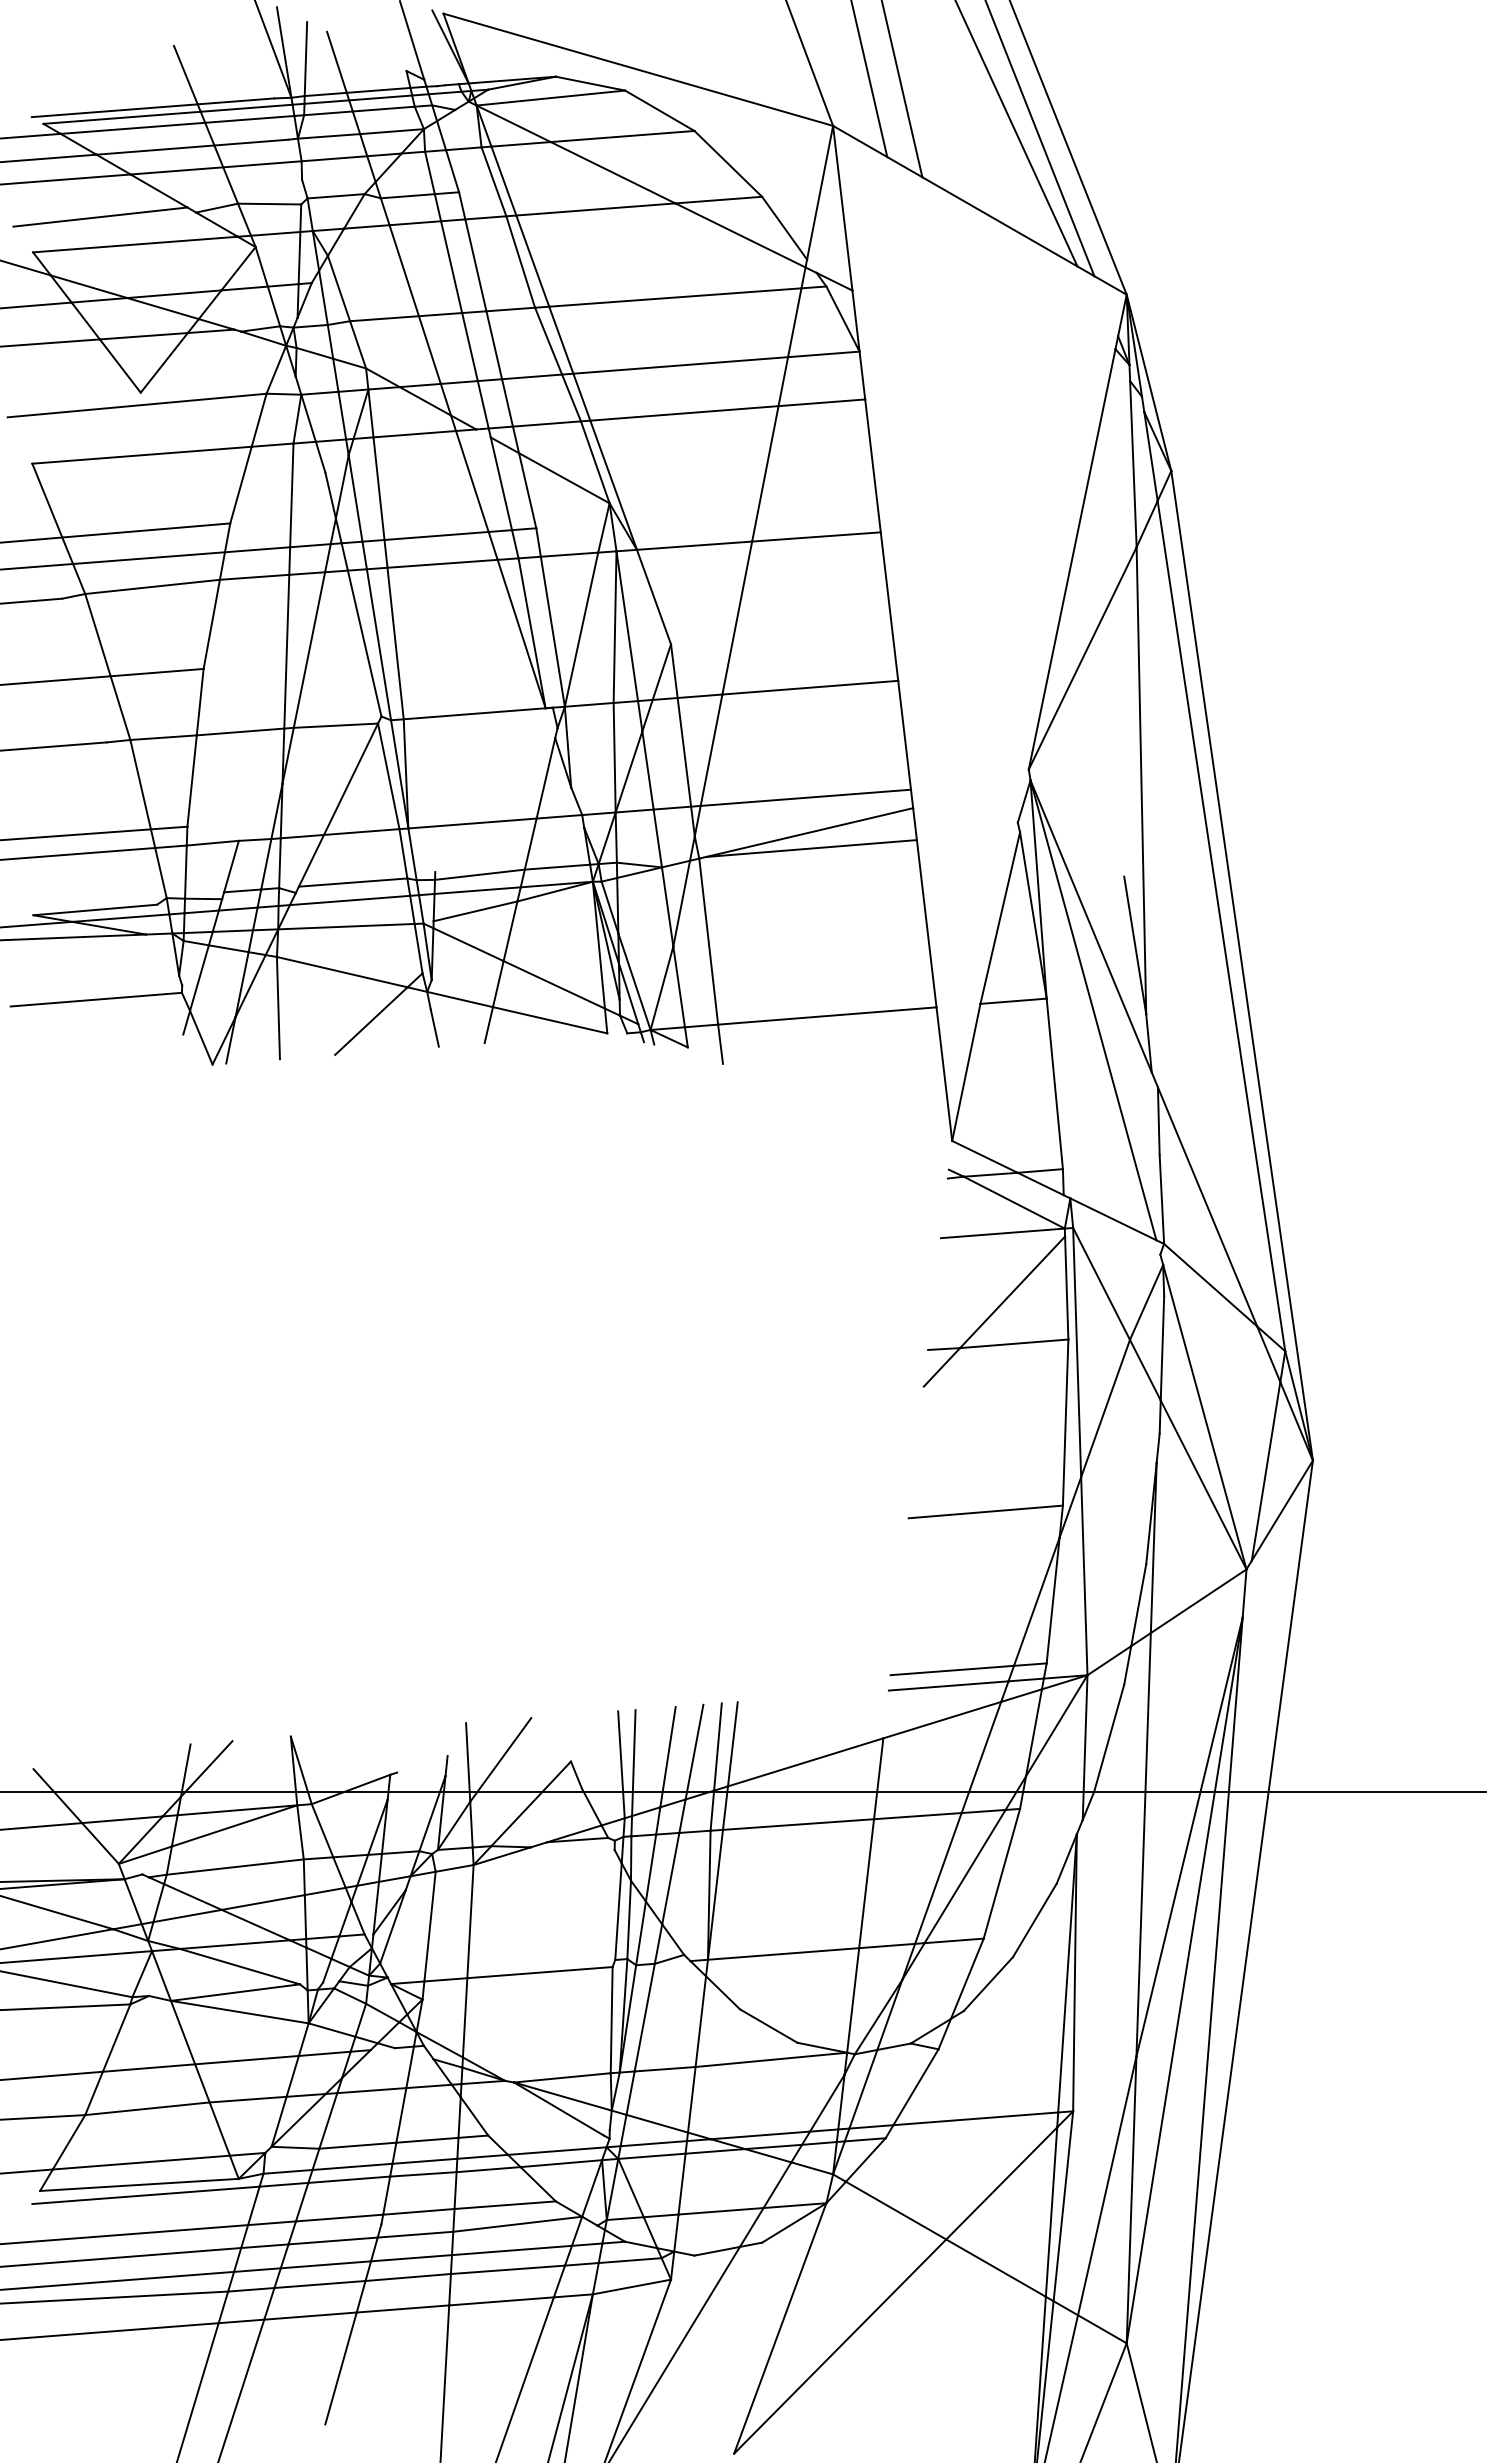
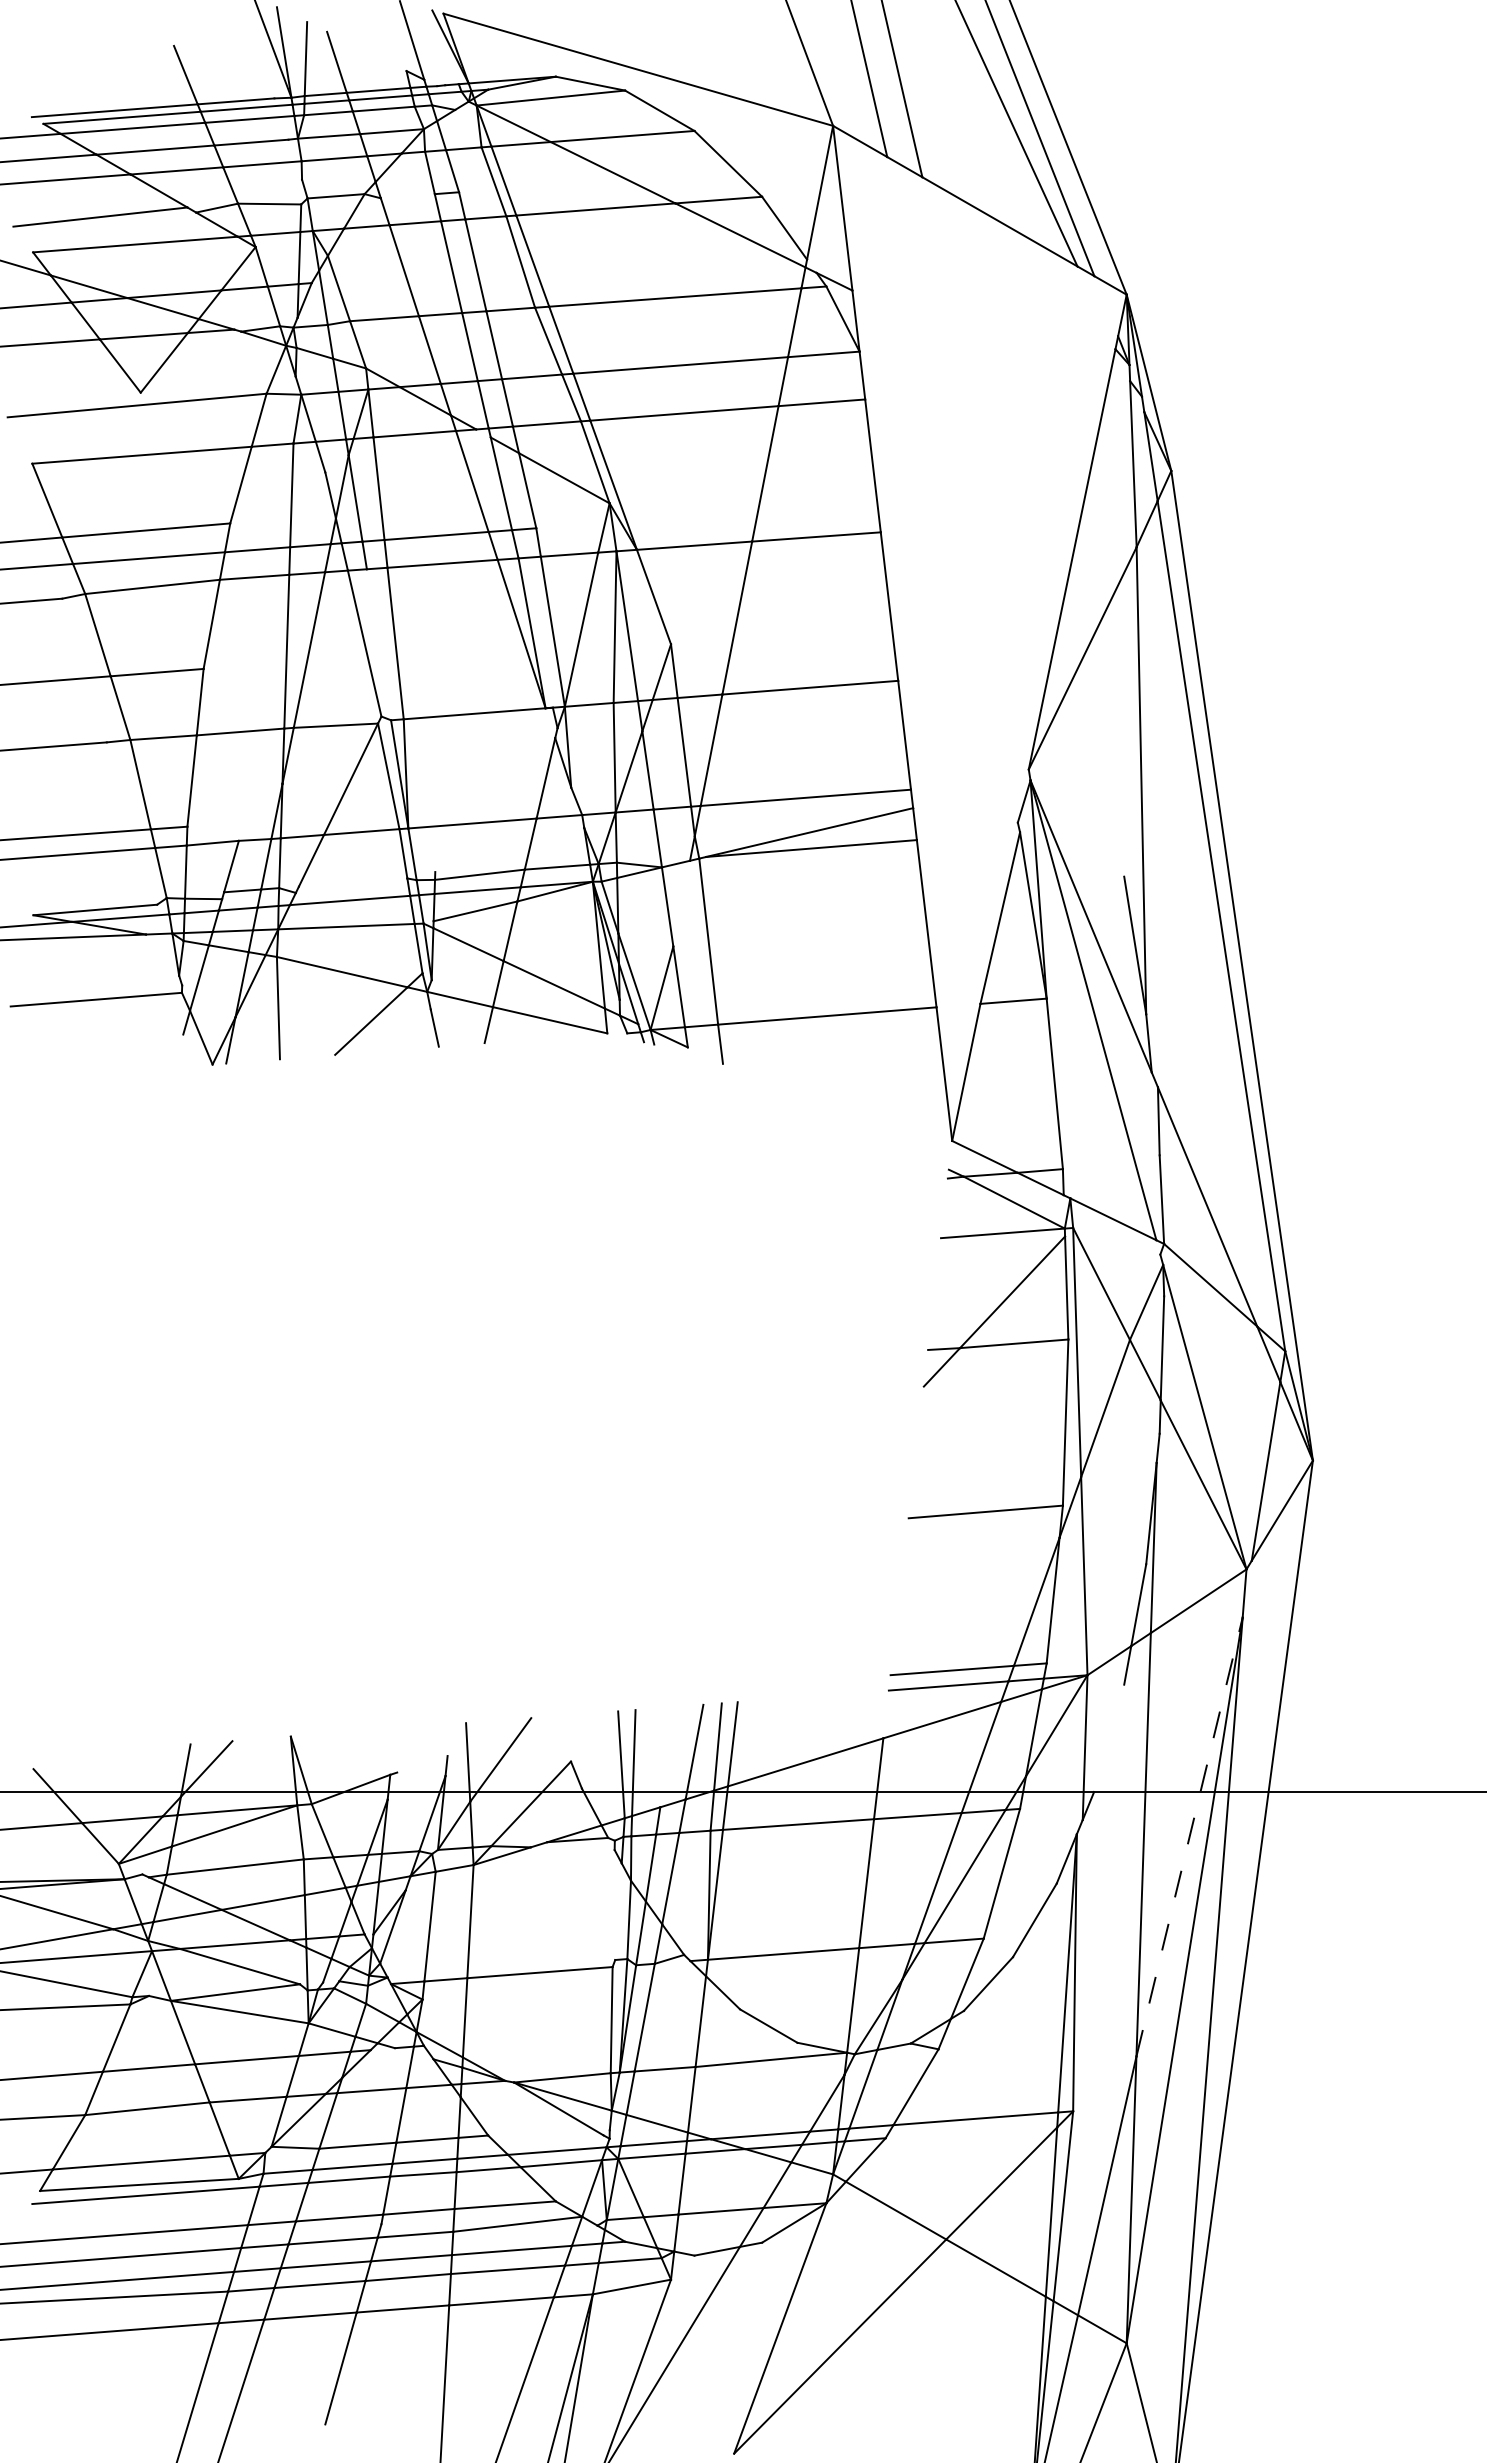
line: present -> none (407, 196)
line: present -> none (378, 644)
line: present -> none (352, 882)
line: present -> none (681, 903)
line: present -> none (1109, 1738)
line: present -> none (667, 1757)
line: solid -> dashed (1189, 1837)
line: present -> none (618, 1911)
